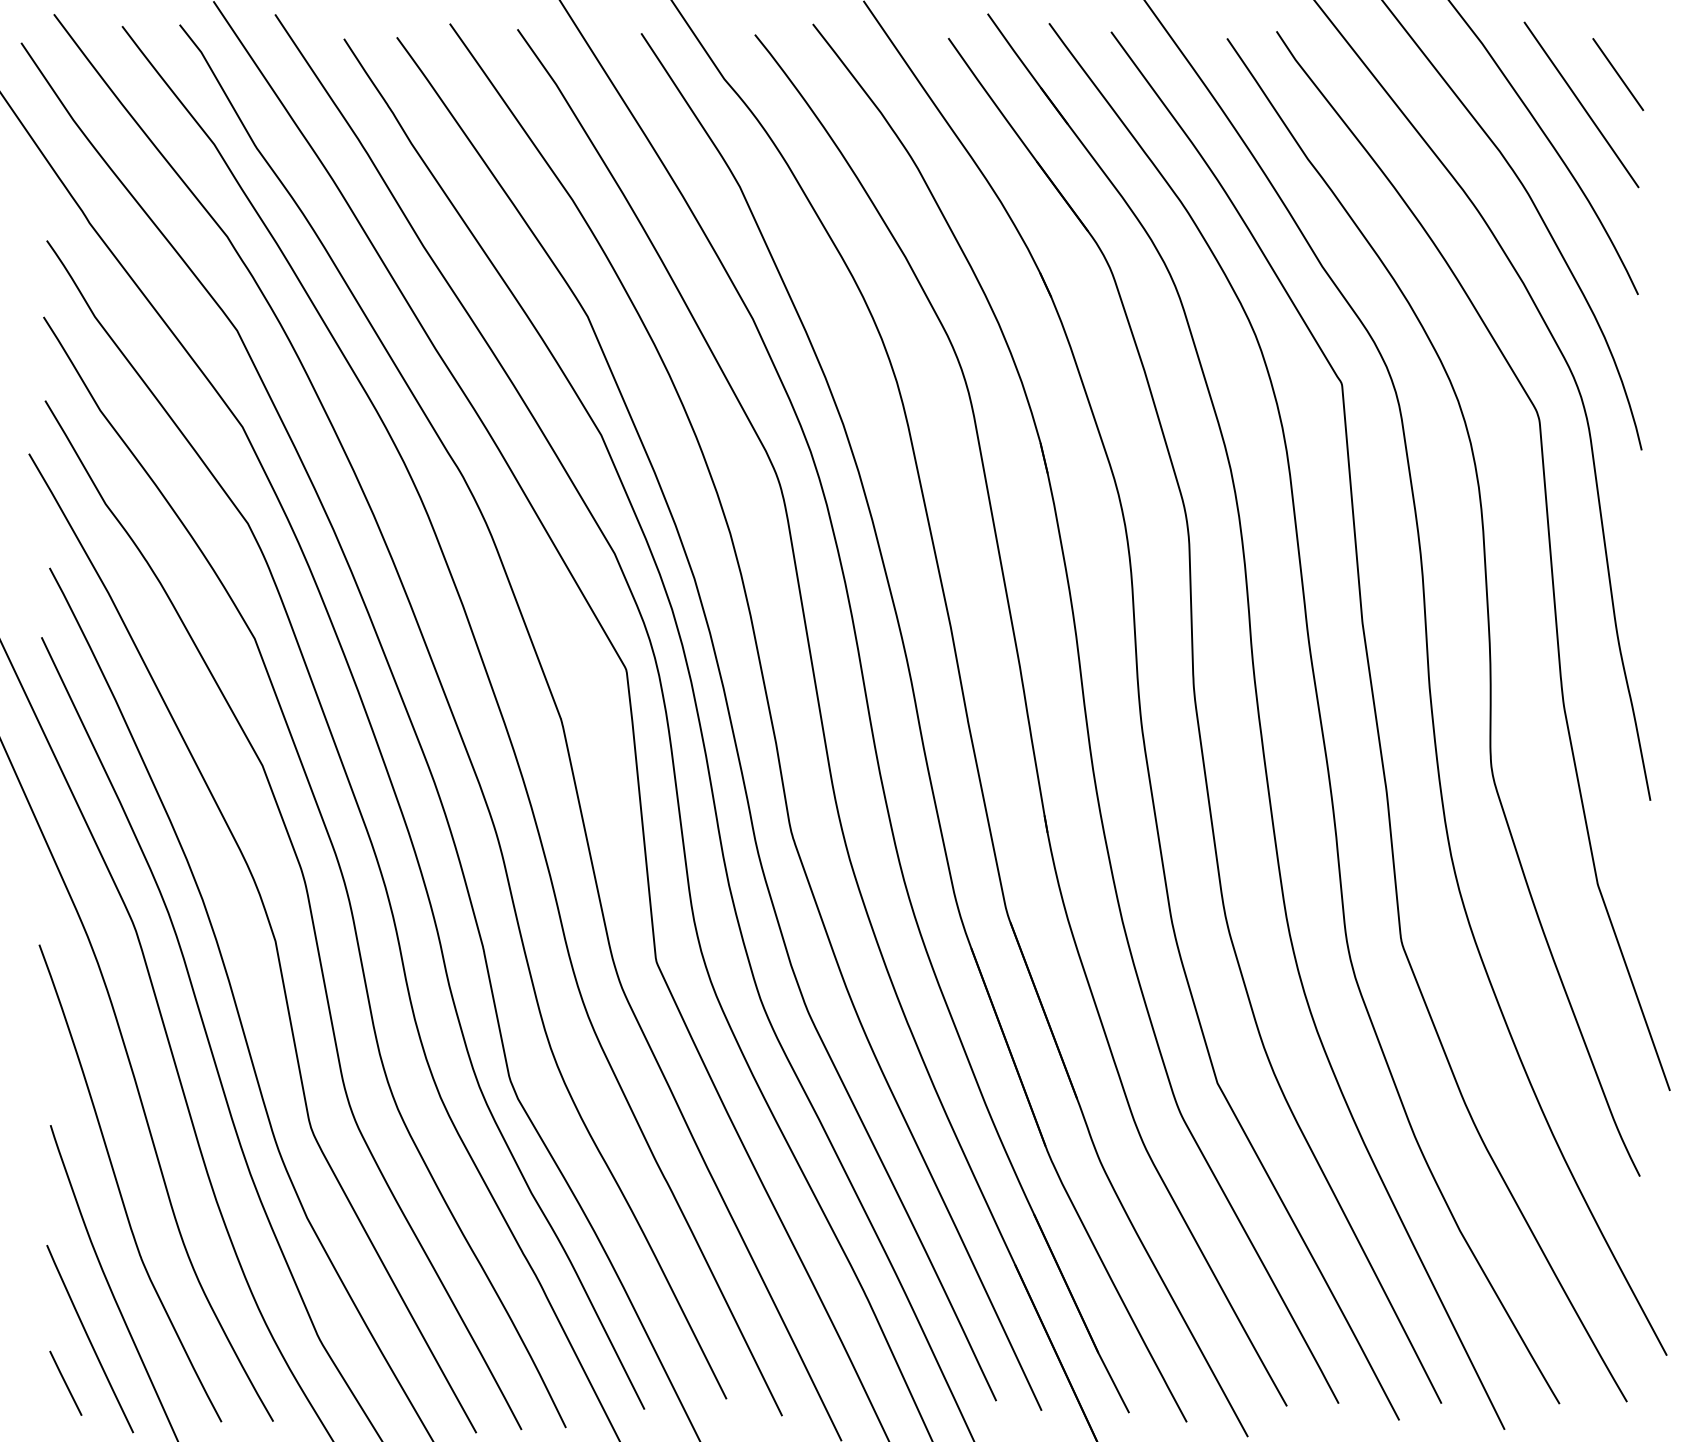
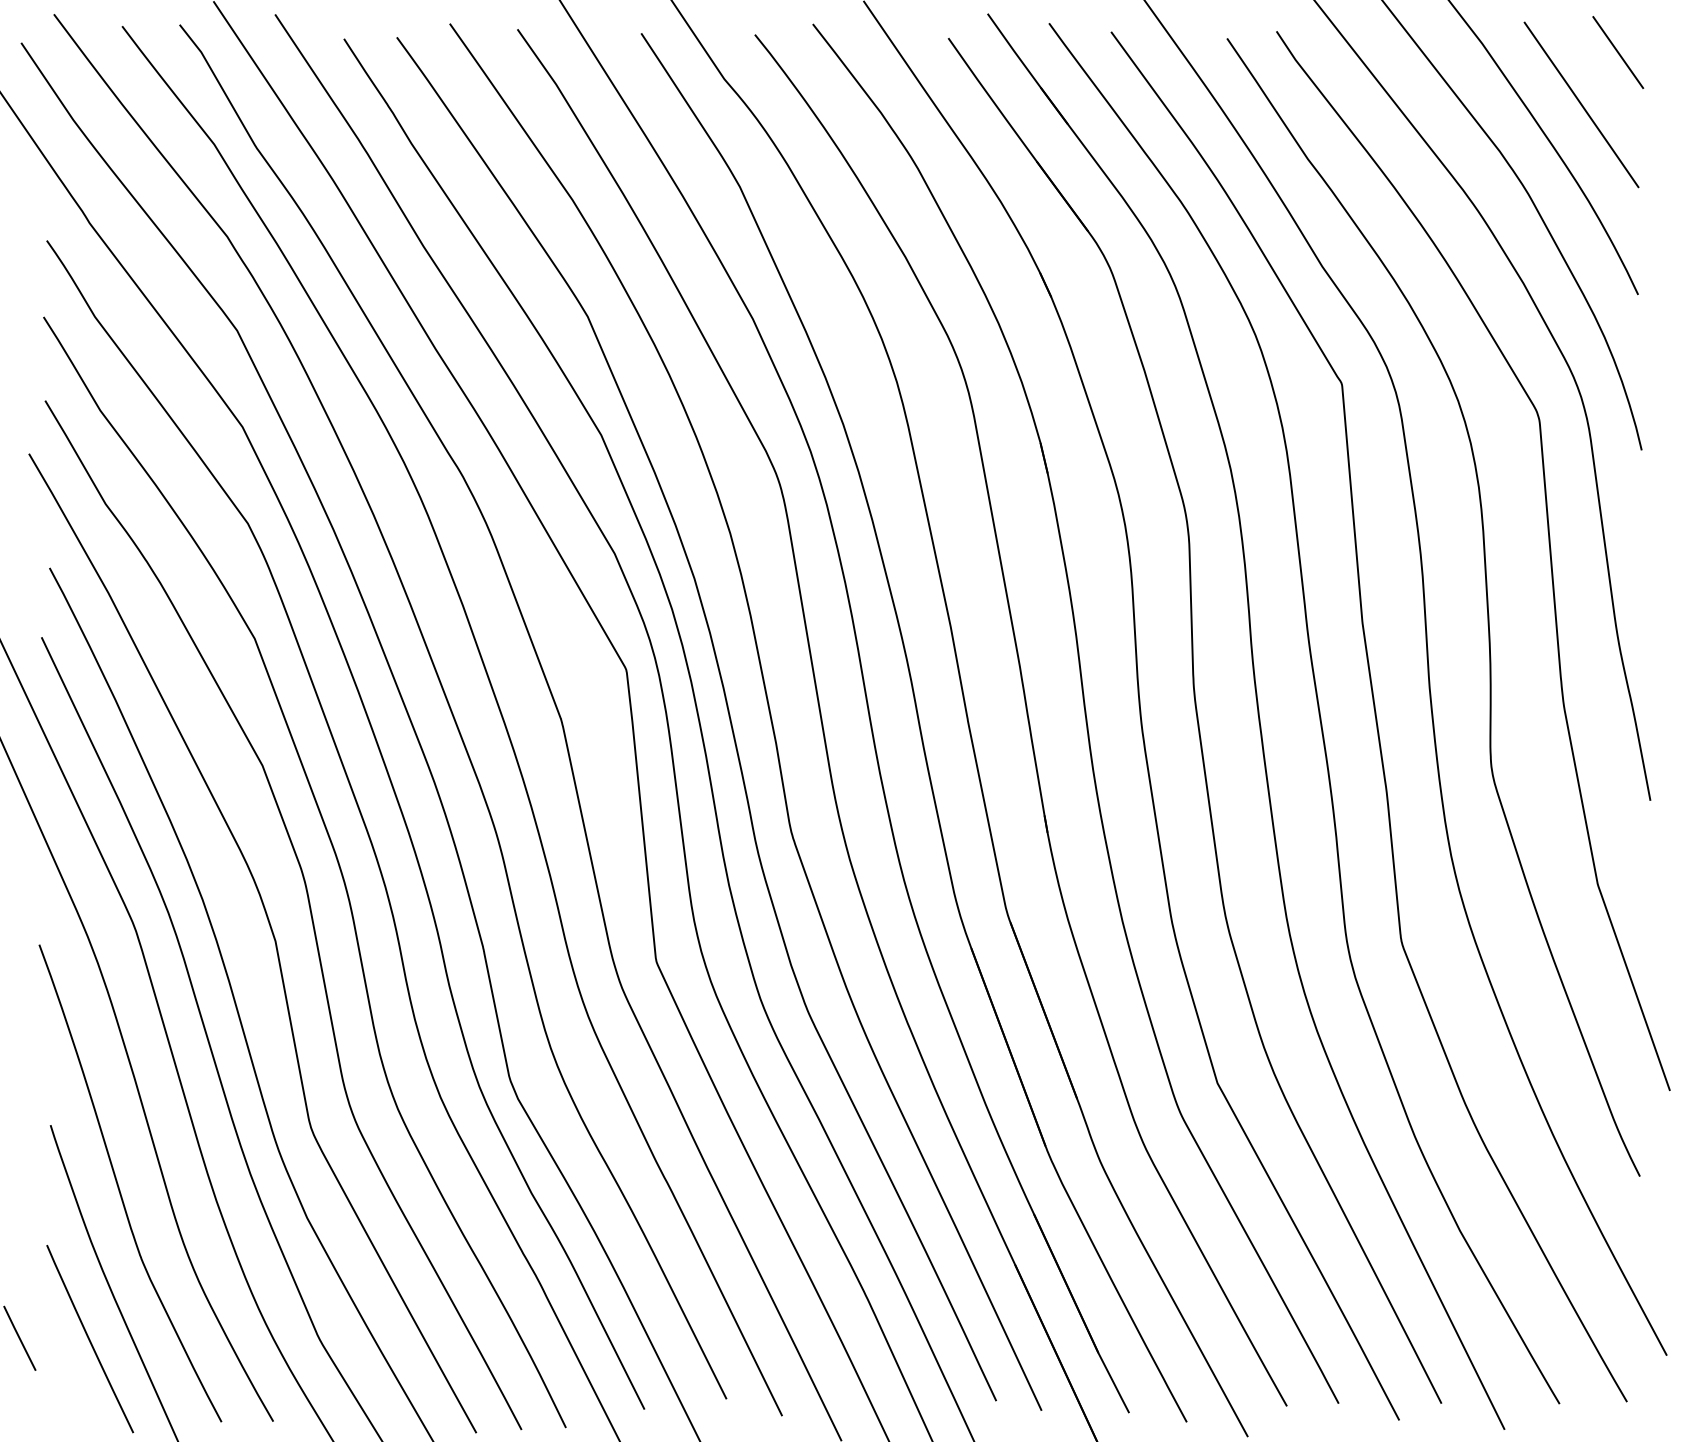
line position: (1618, 74) -> (1618, 52) (1618, 52)
line position: (65, 1382) -> (19, 1337) (19, 1337)
